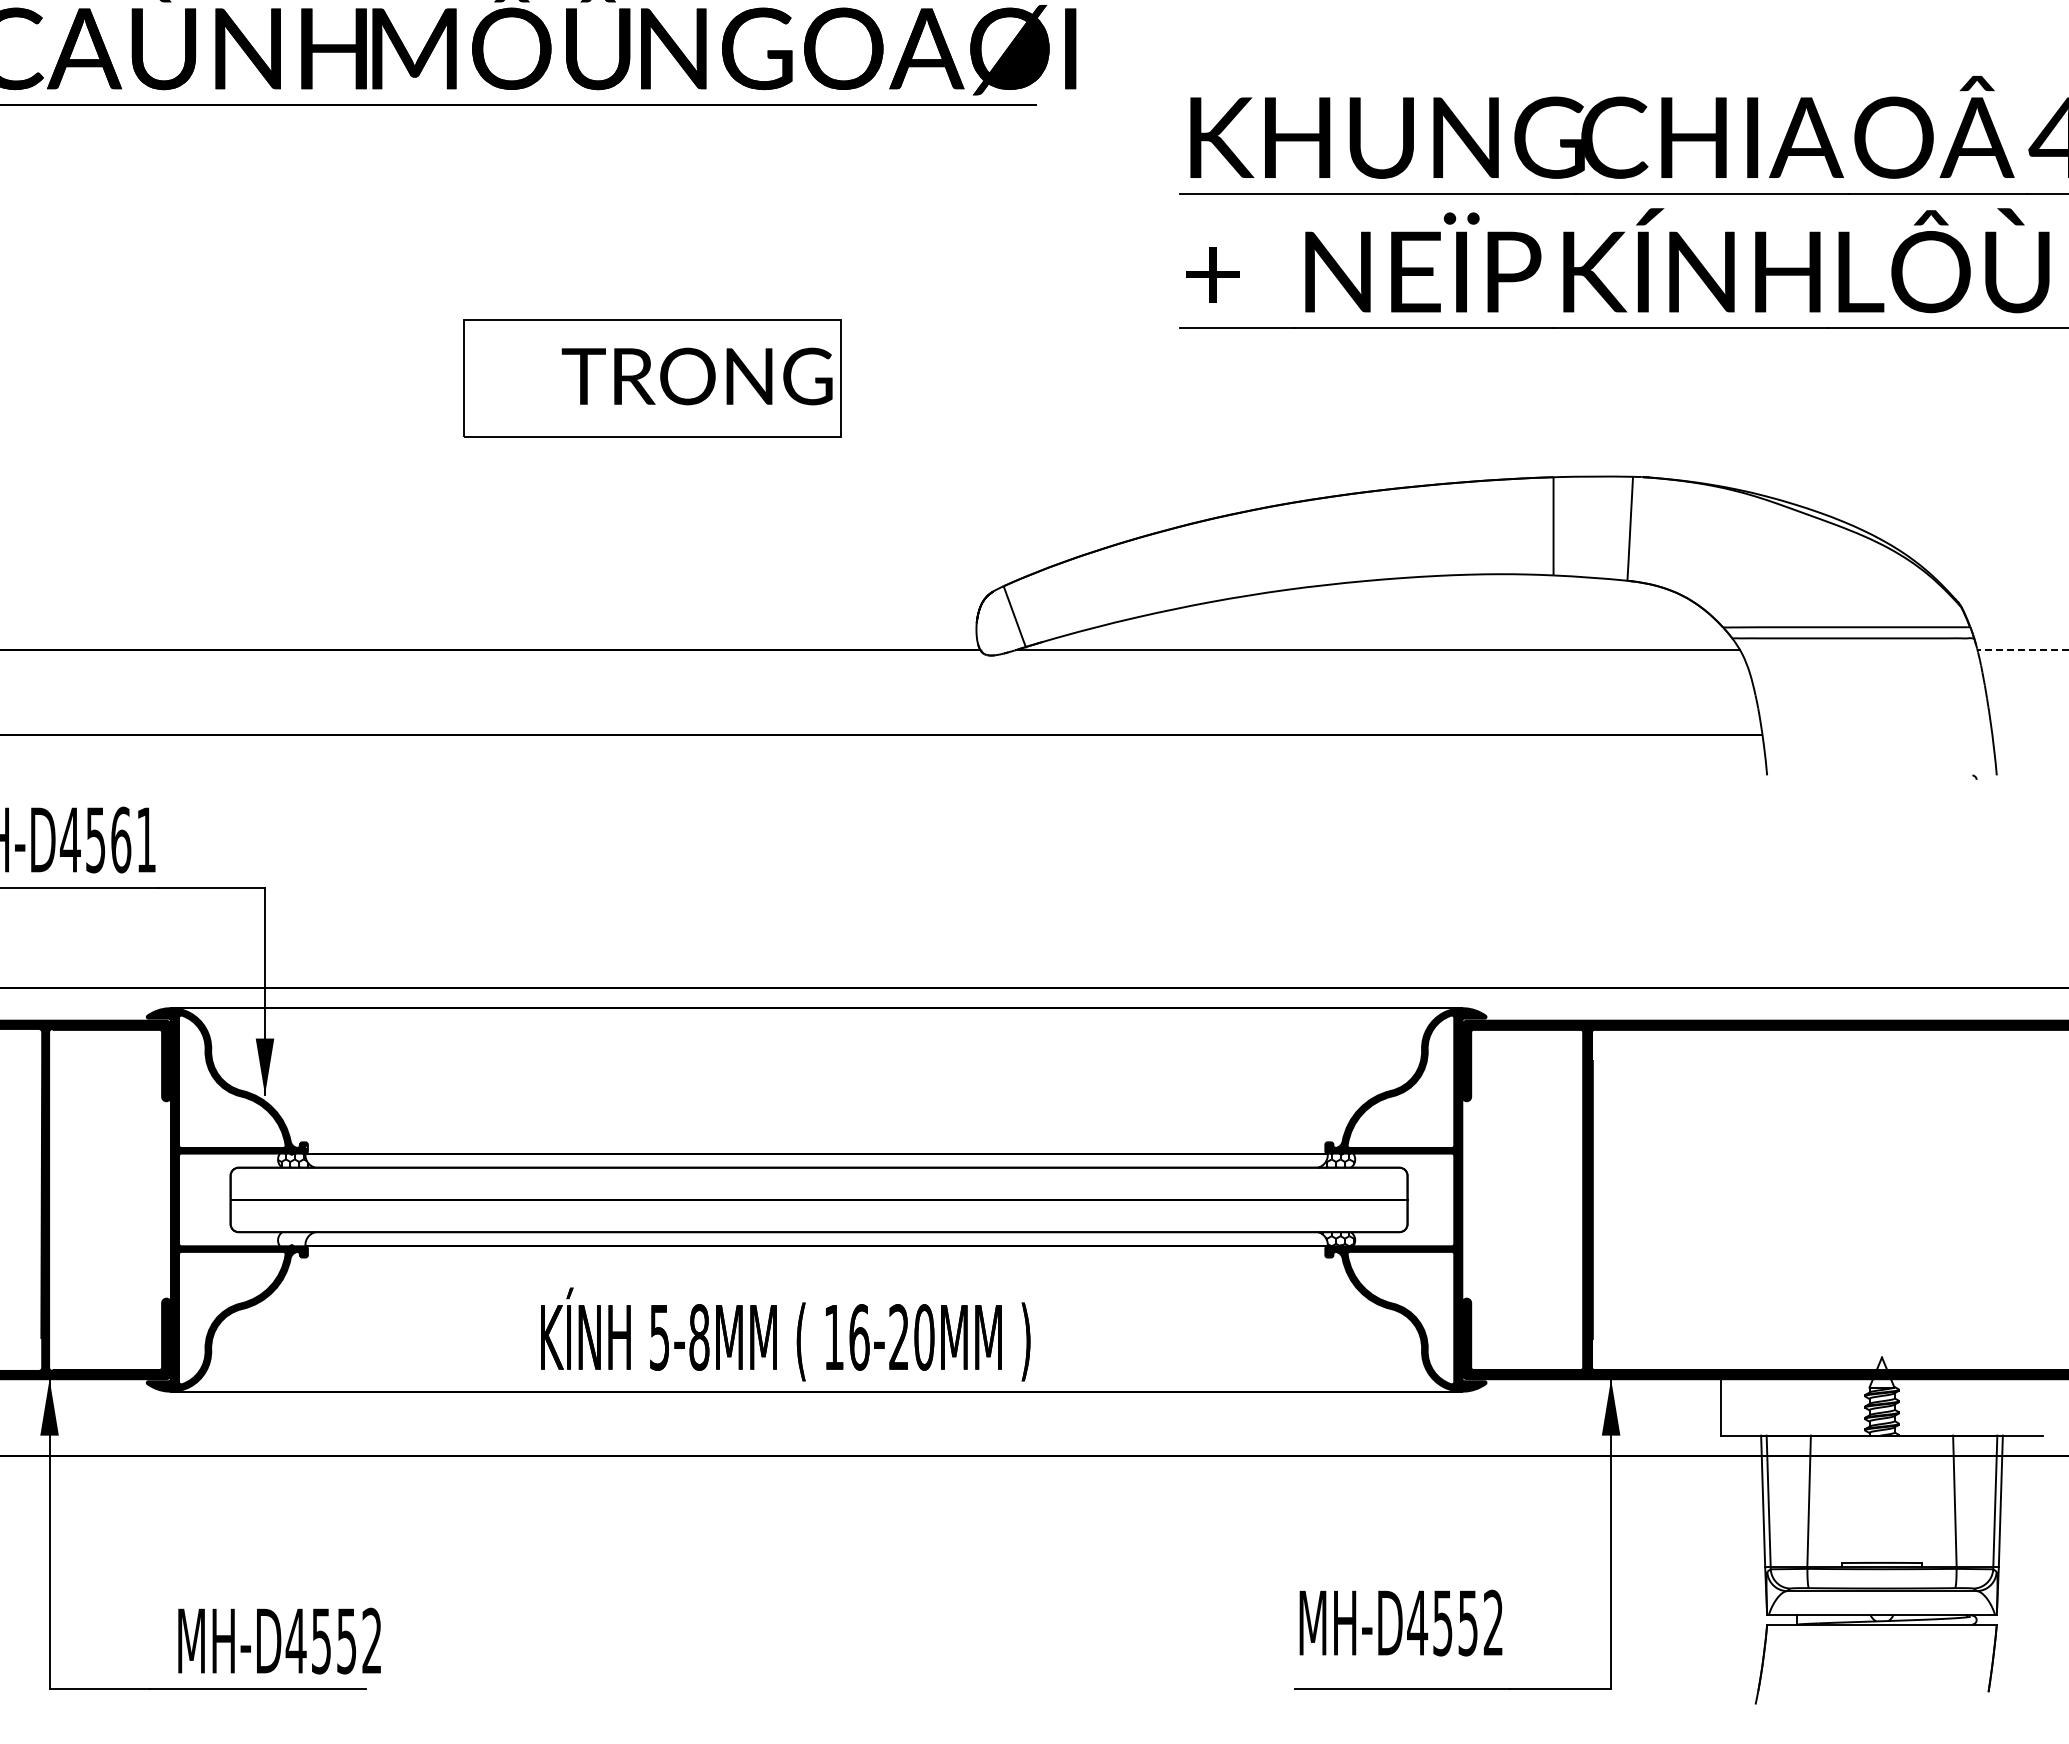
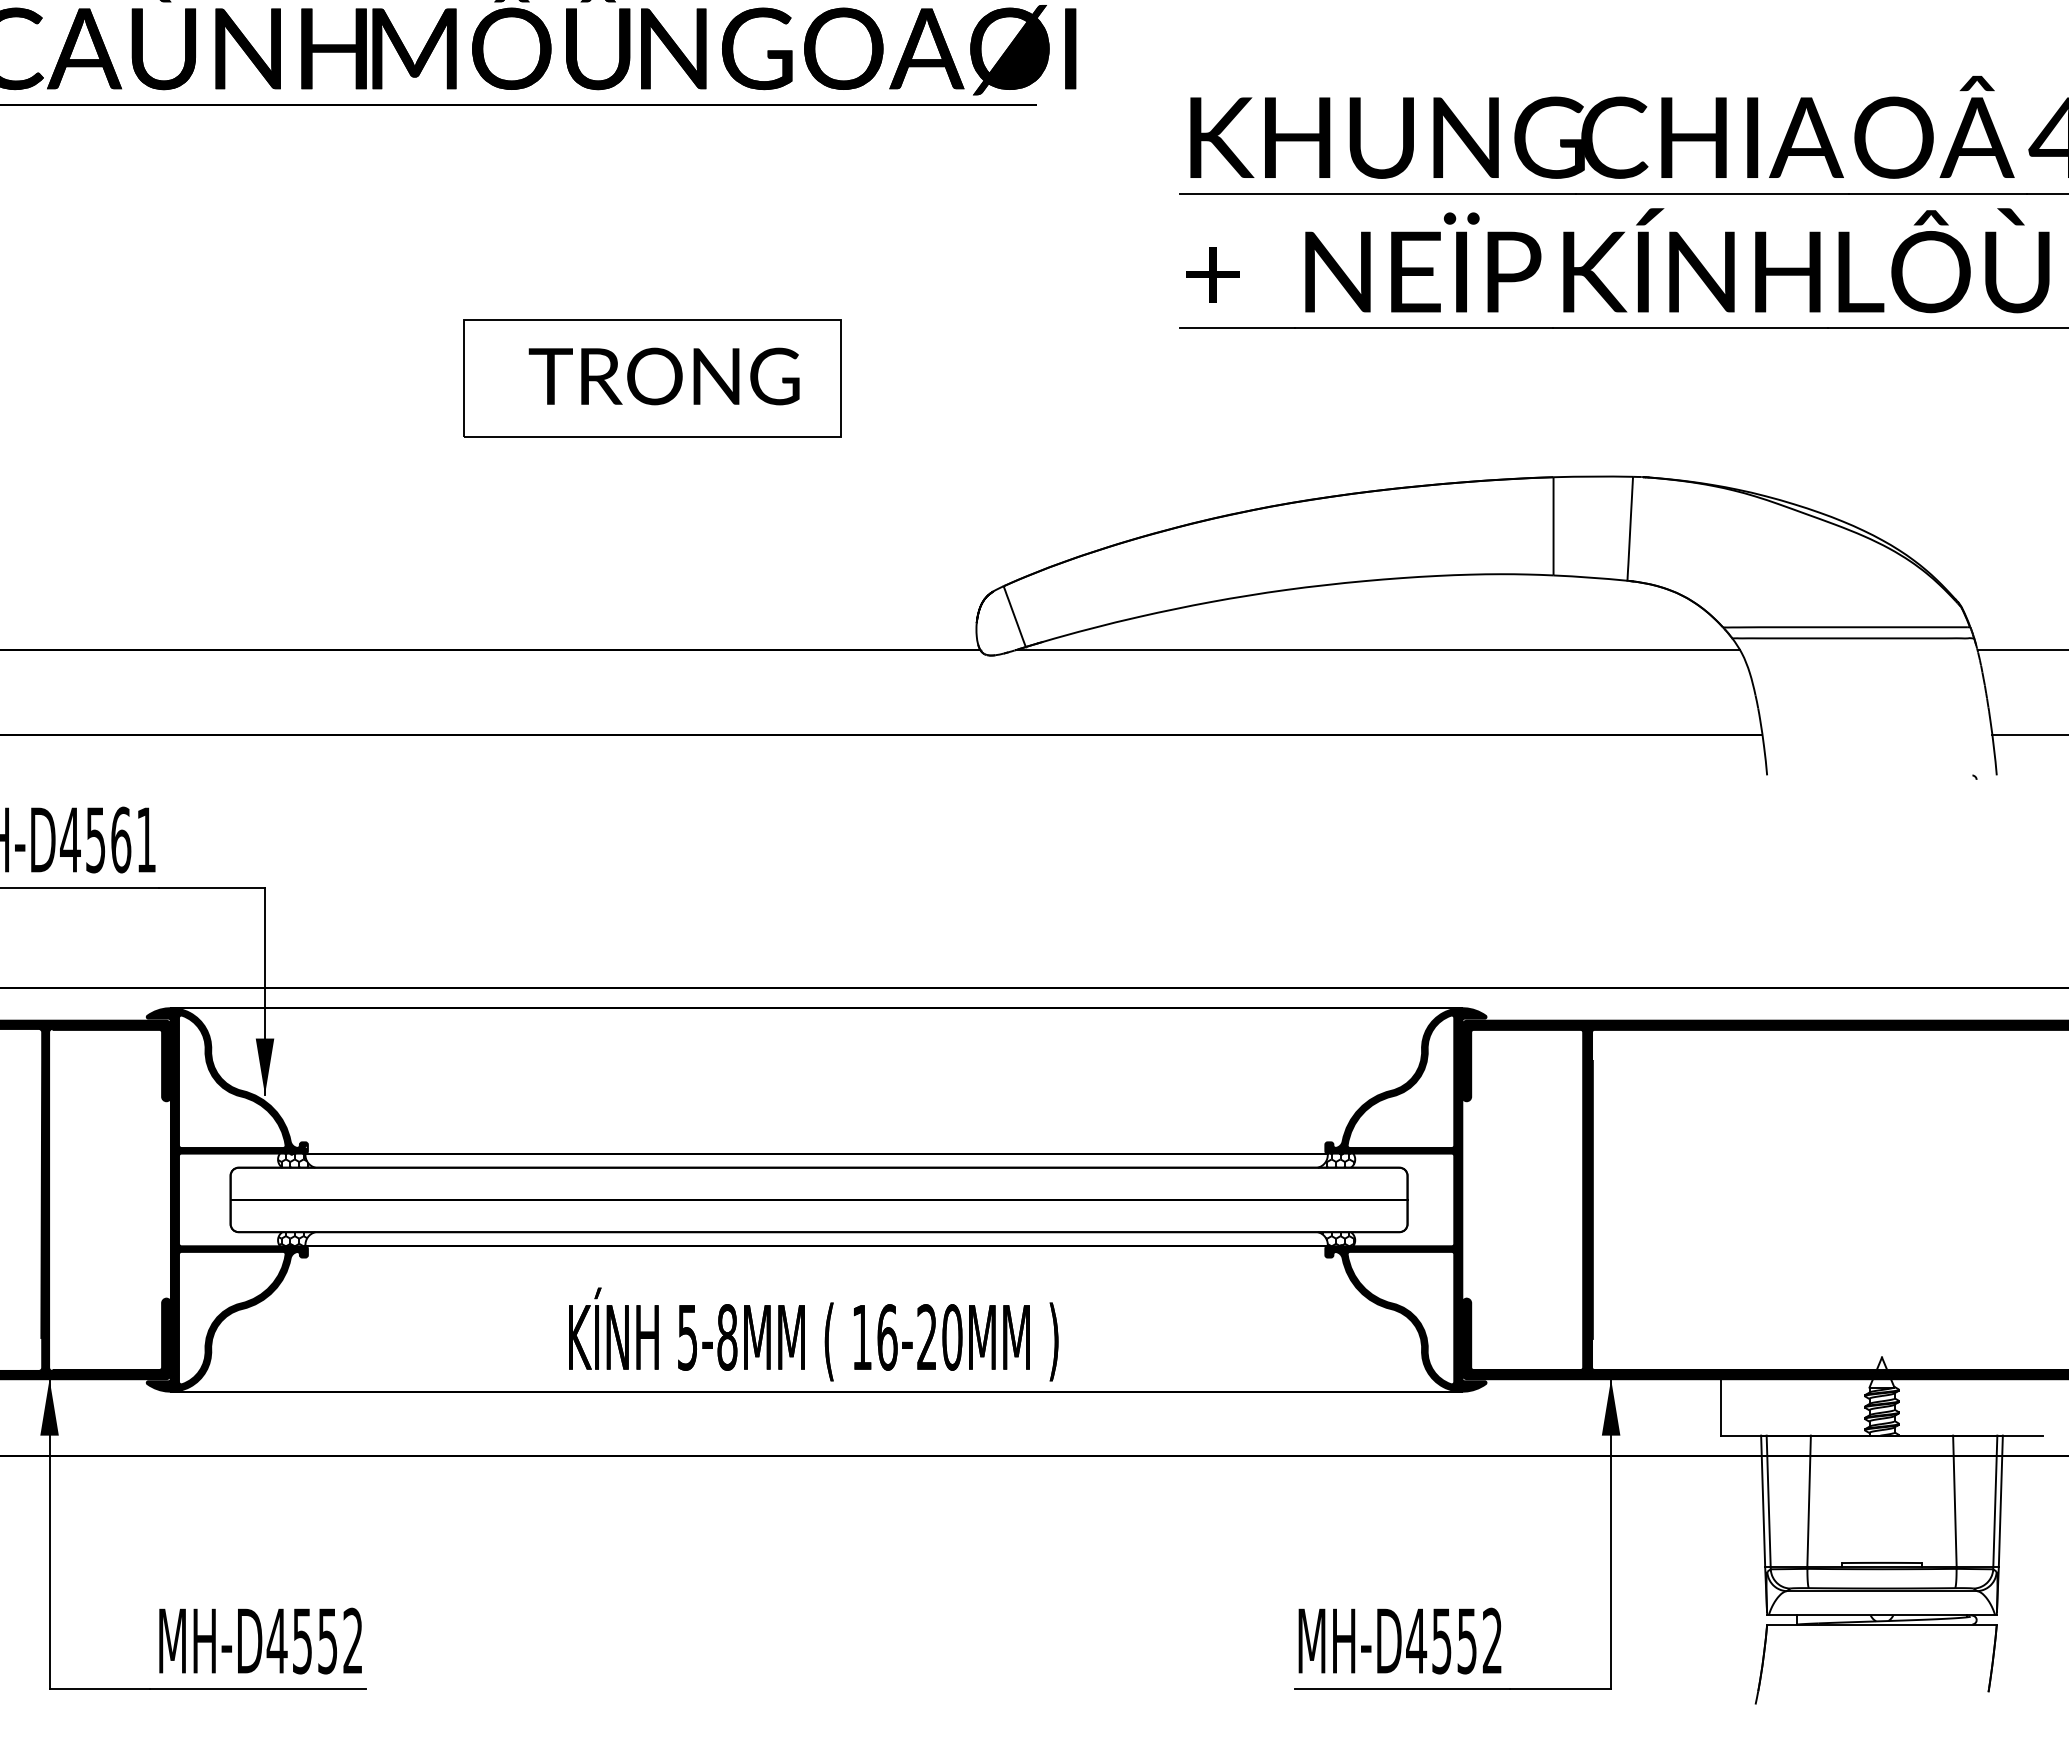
text position: (696, 376) -> (663, 376) (663, 376)
line: dashed -> solid (2022, 649)
line: none -> present (2028, 734)
hatch: none -> present (295, 1239)
text position: (785, 1334) -> (813, 1334) (813, 1334)
text position: (1400, 1622) -> (1399, 1640) (1399, 1640)
text position: (279, 1640) -> (260, 1640) (260, 1640)
